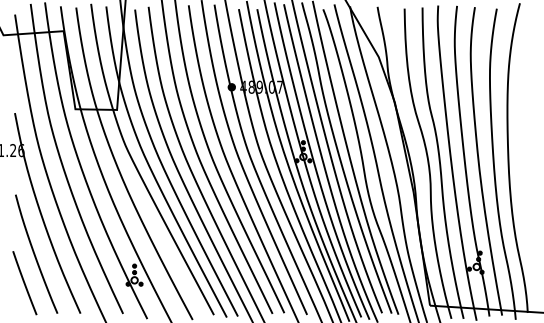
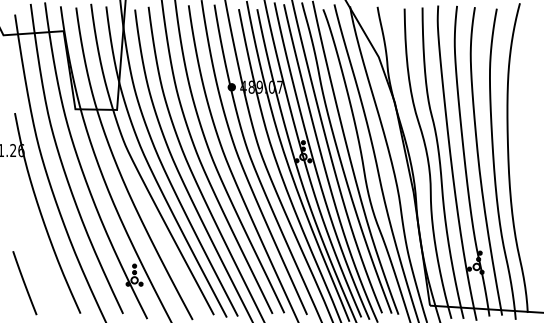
curve: present -> none (35, 253)
